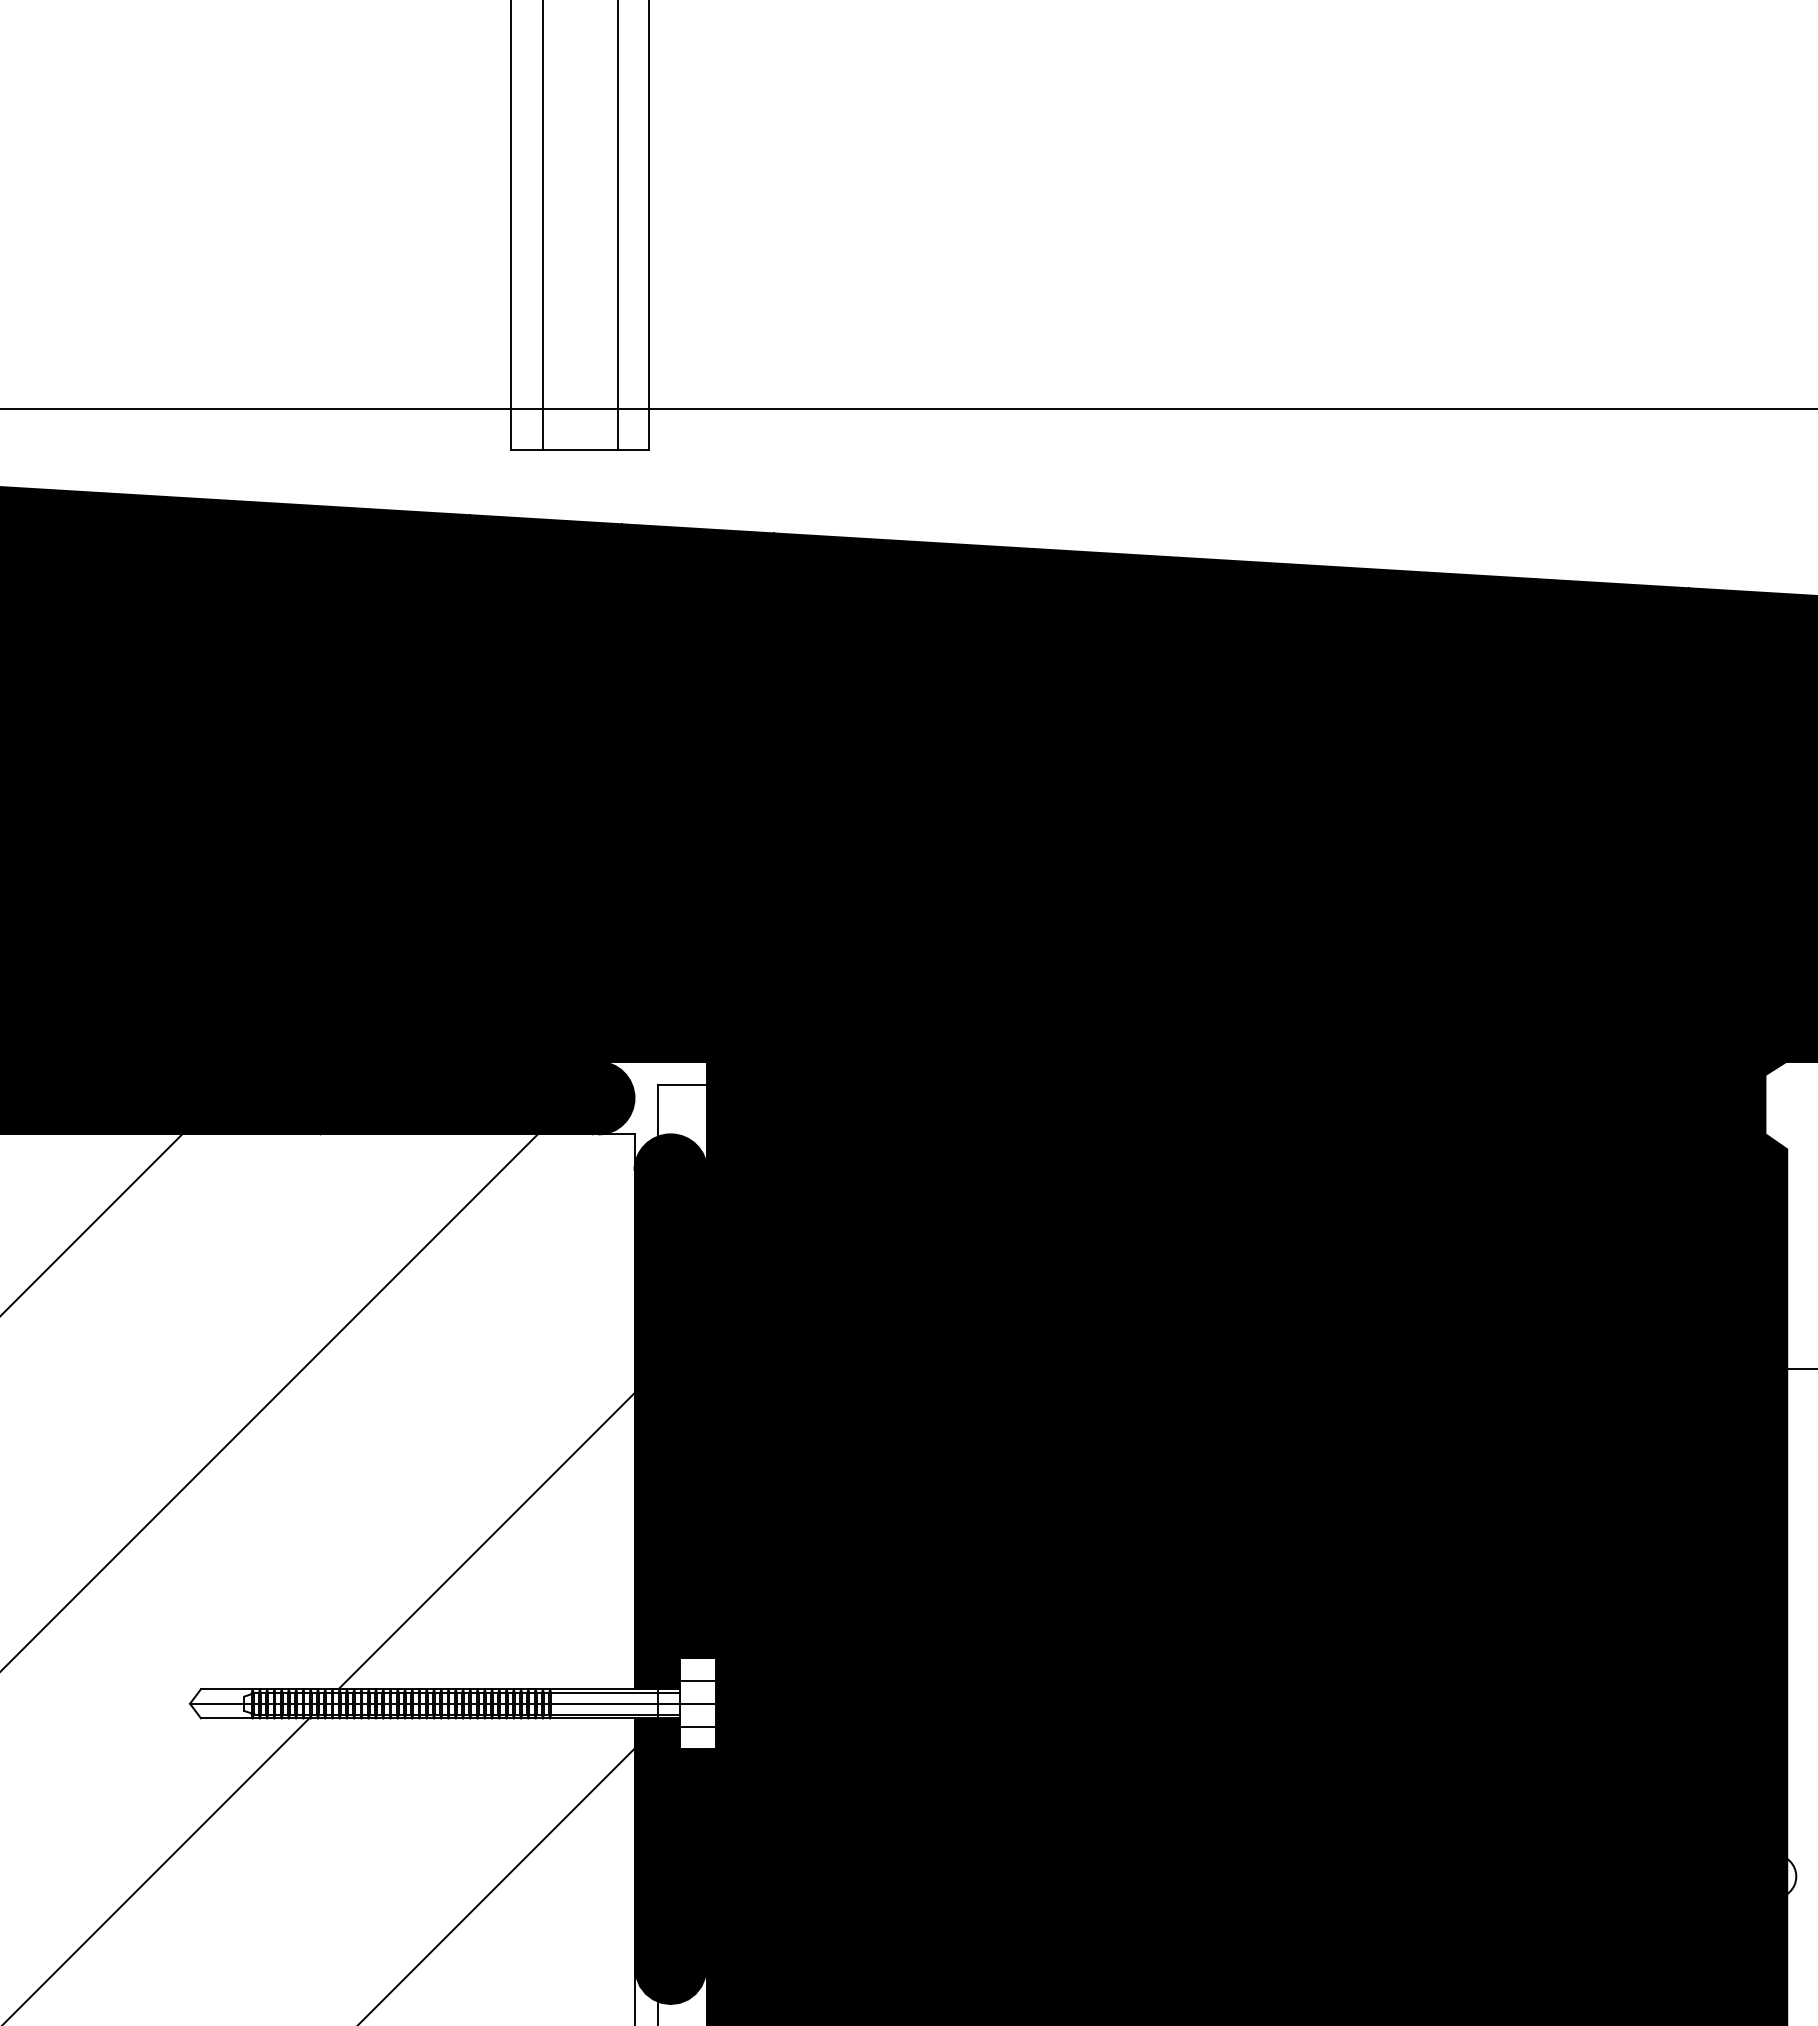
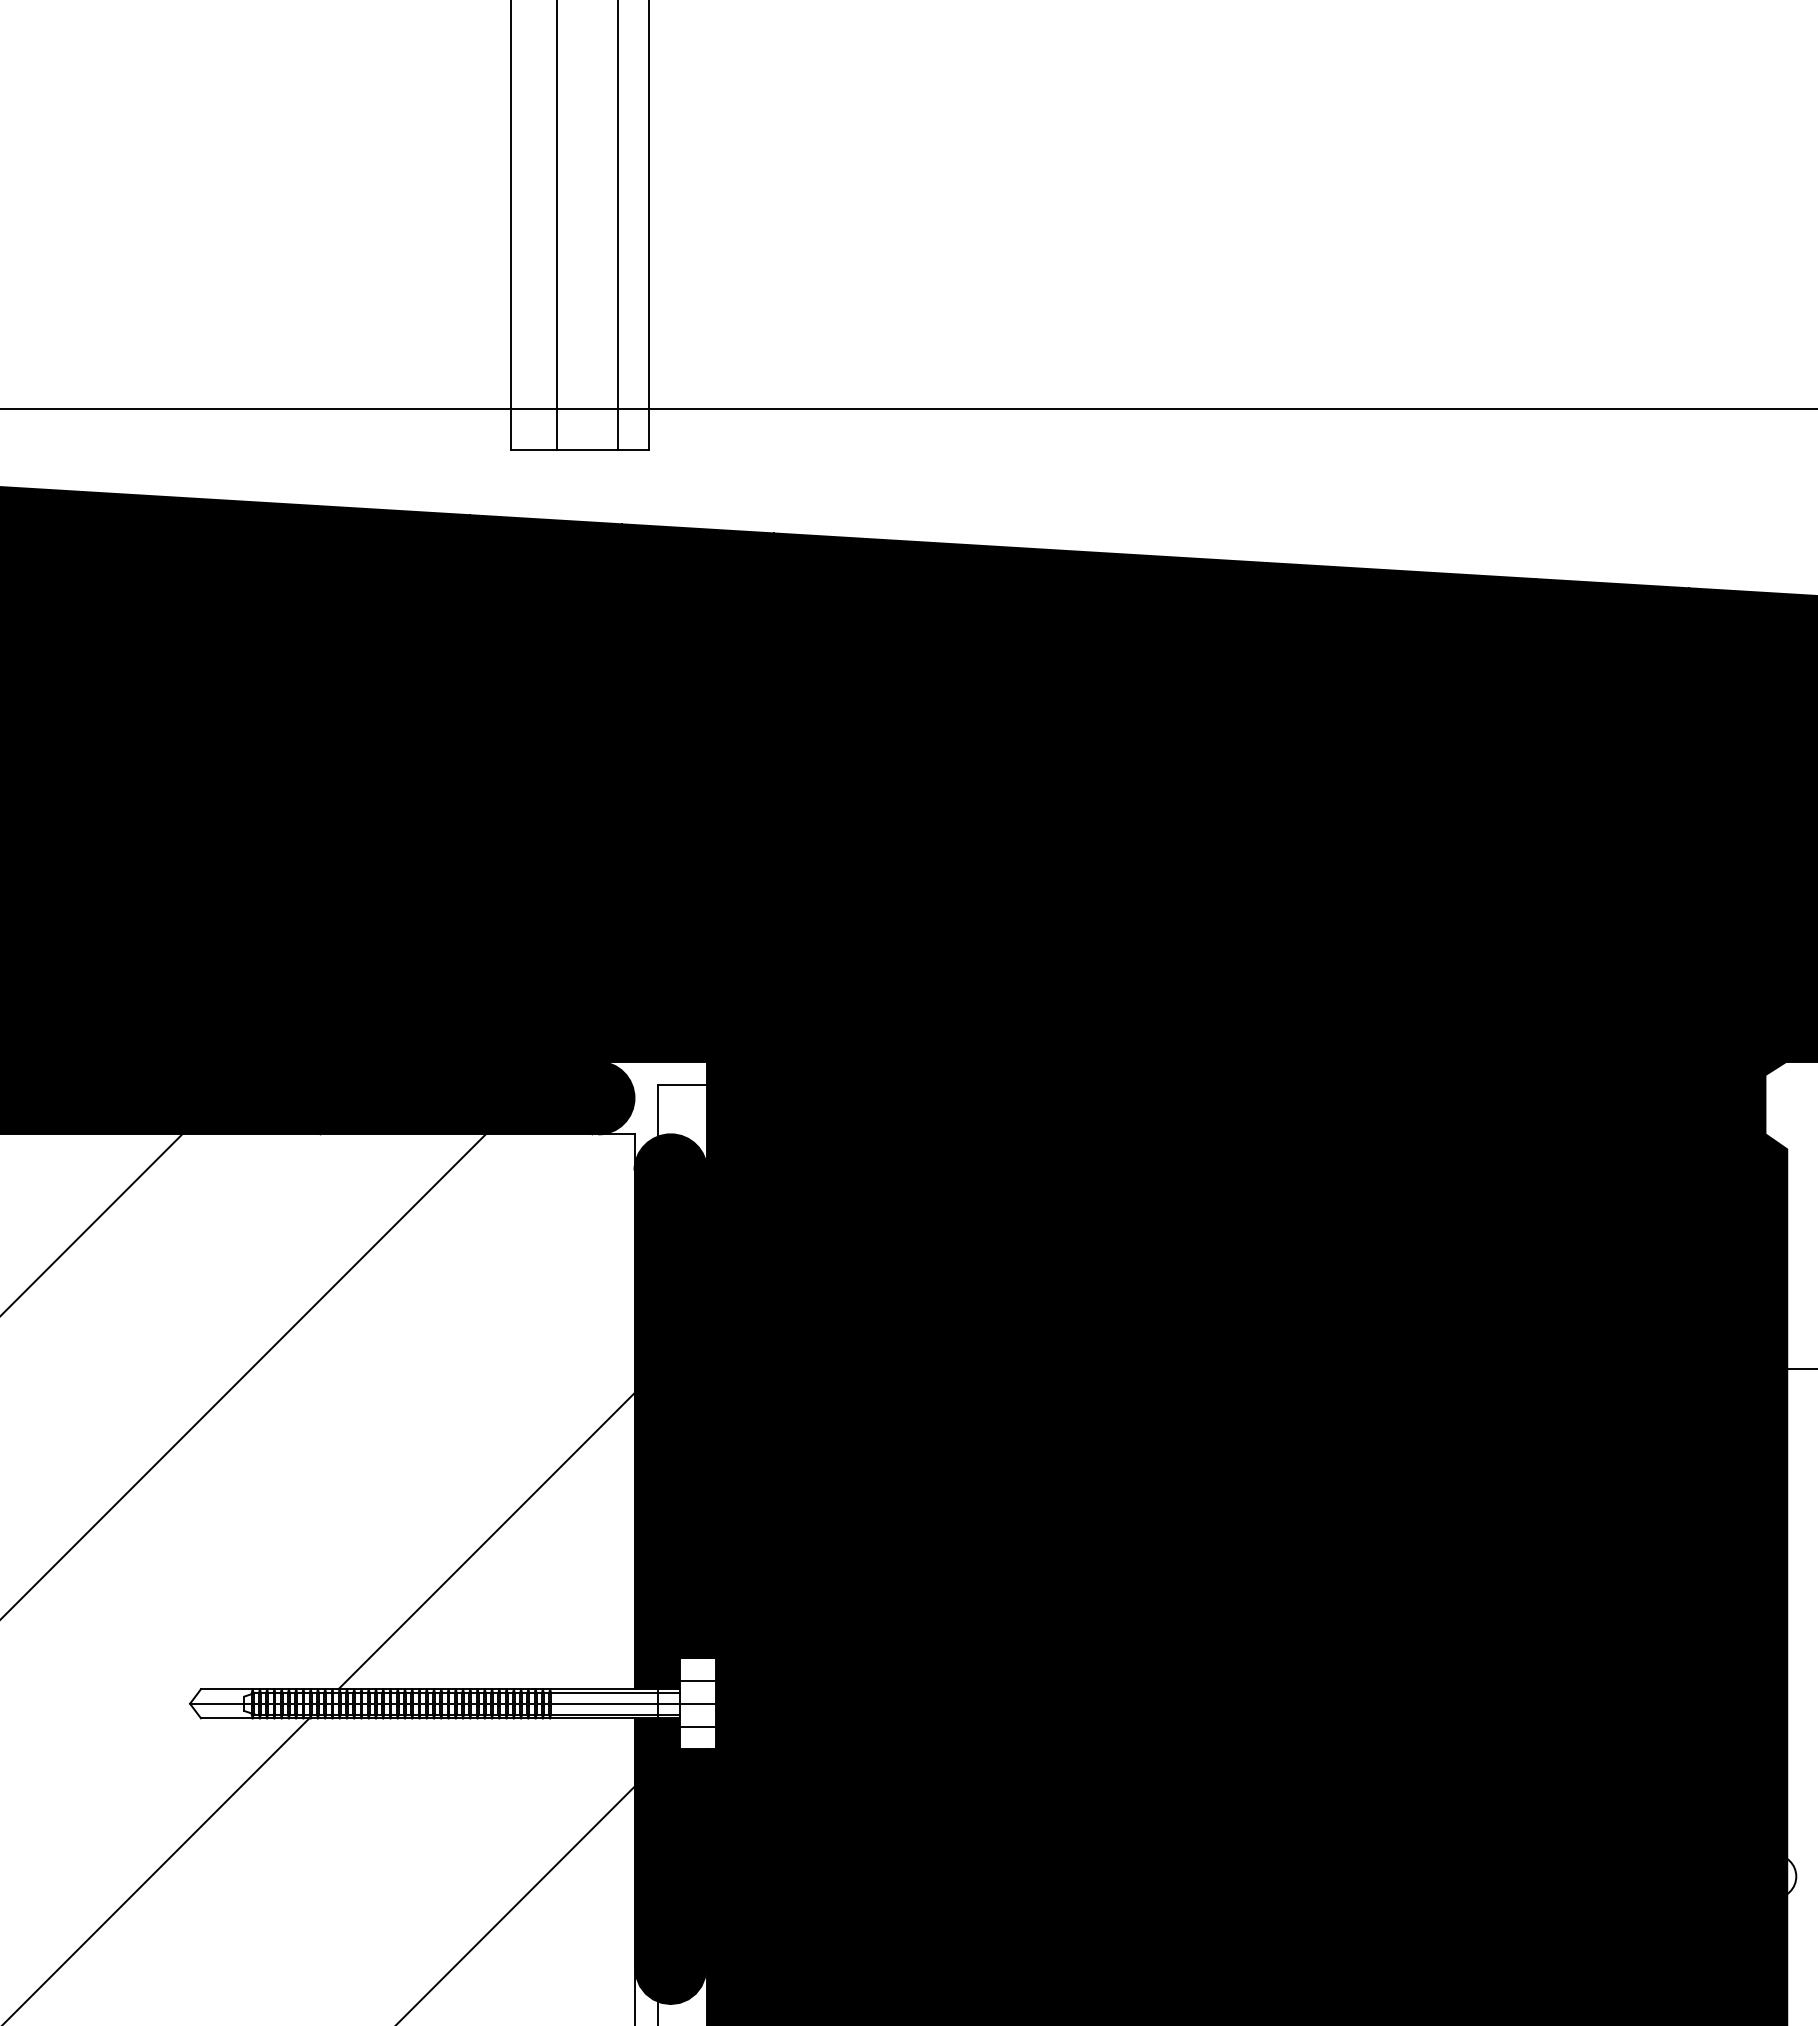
line position: (542, 226) -> (556, 226) (556, 226)
line position: (269, 1401) -> (256, 1362) (256, 1362)
line position: (497, 1885) -> (525, 1894) (525, 1894)
